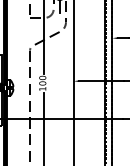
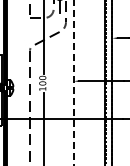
line: solid -> dashed (73, 82)
